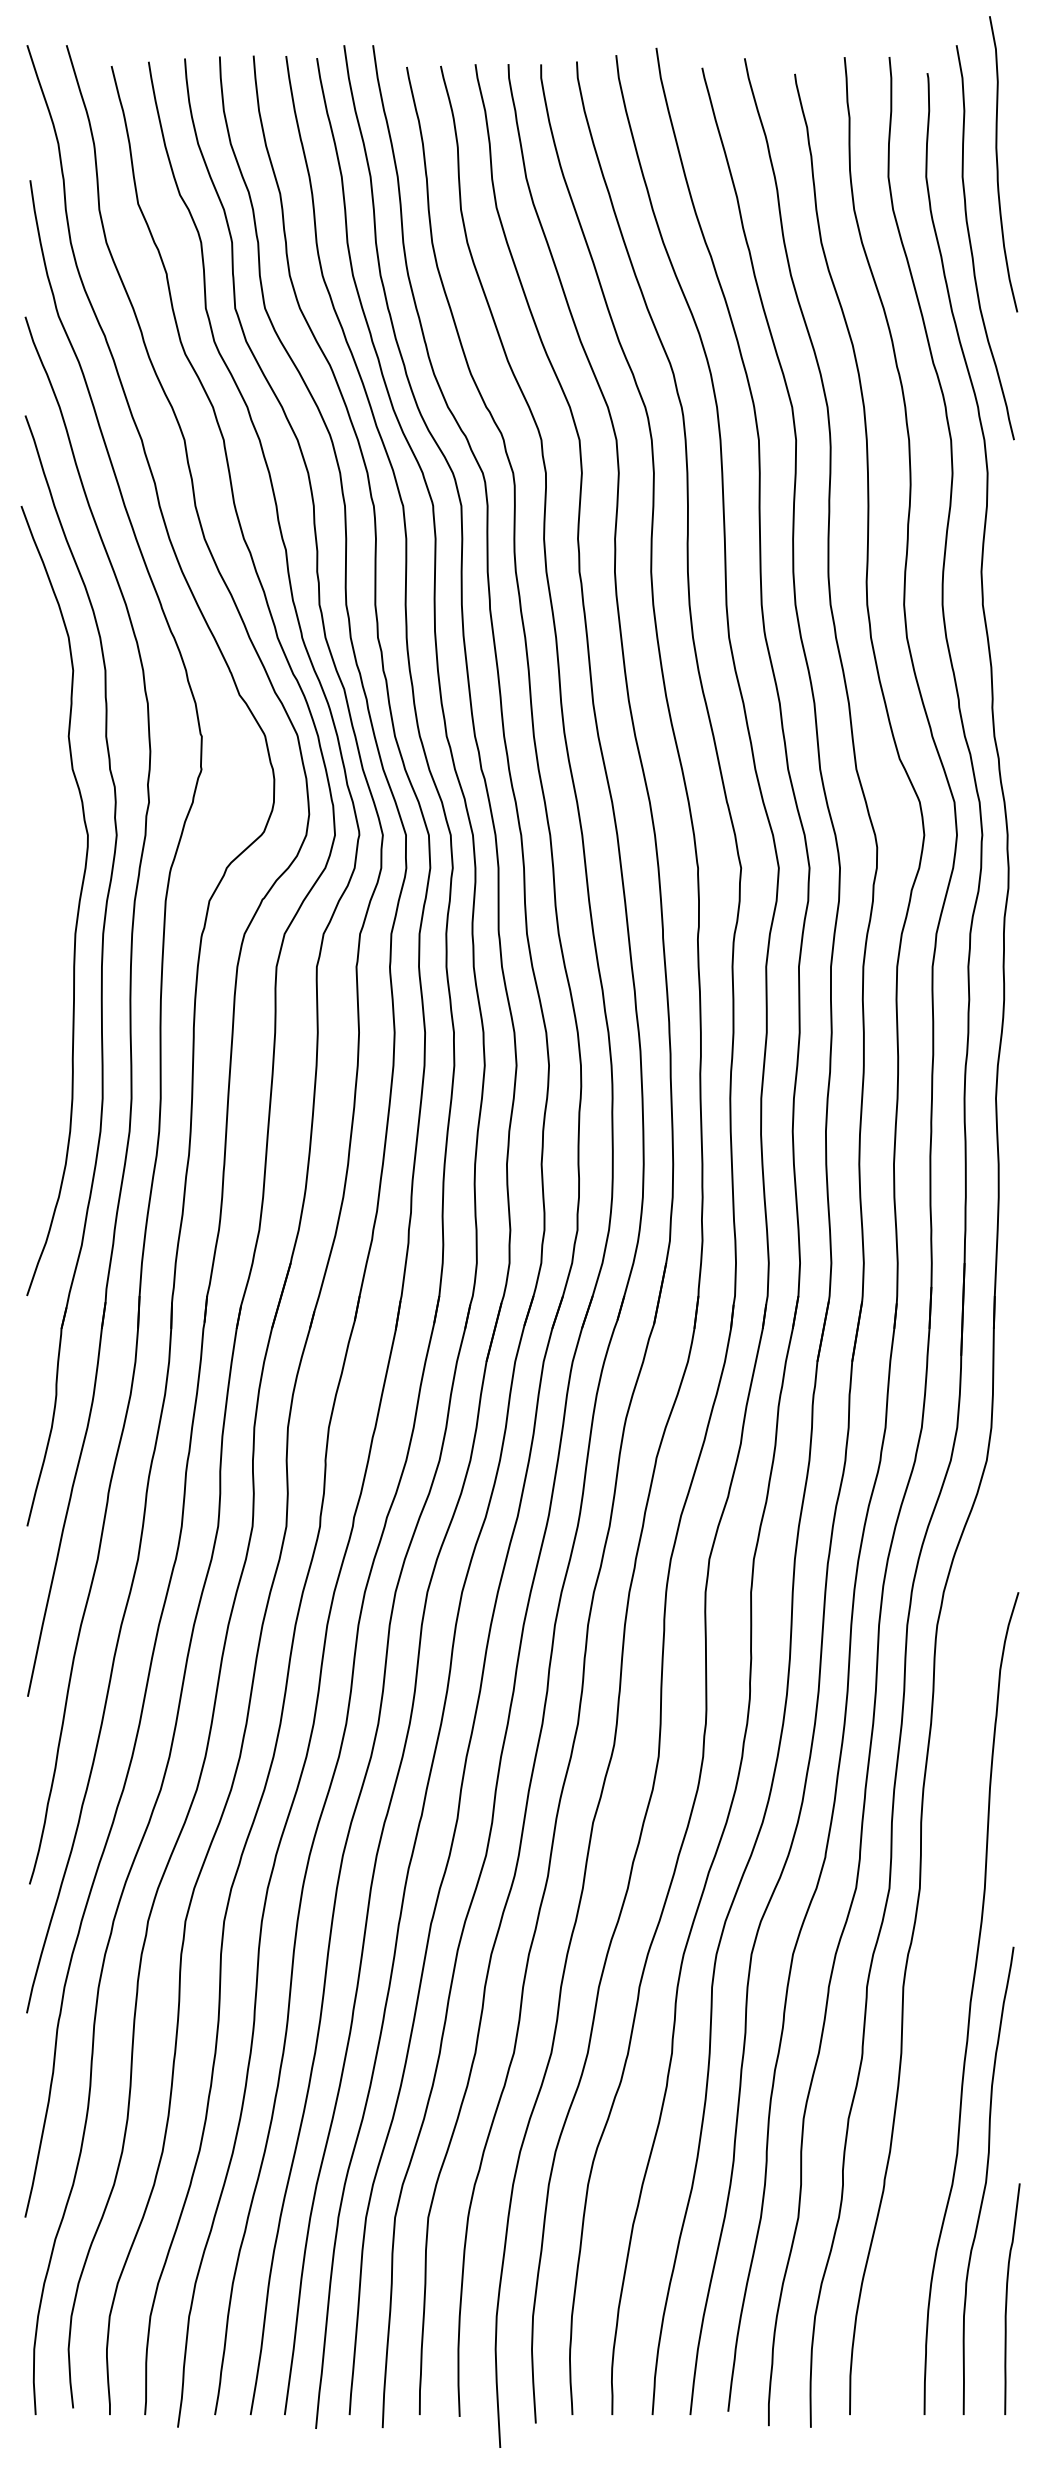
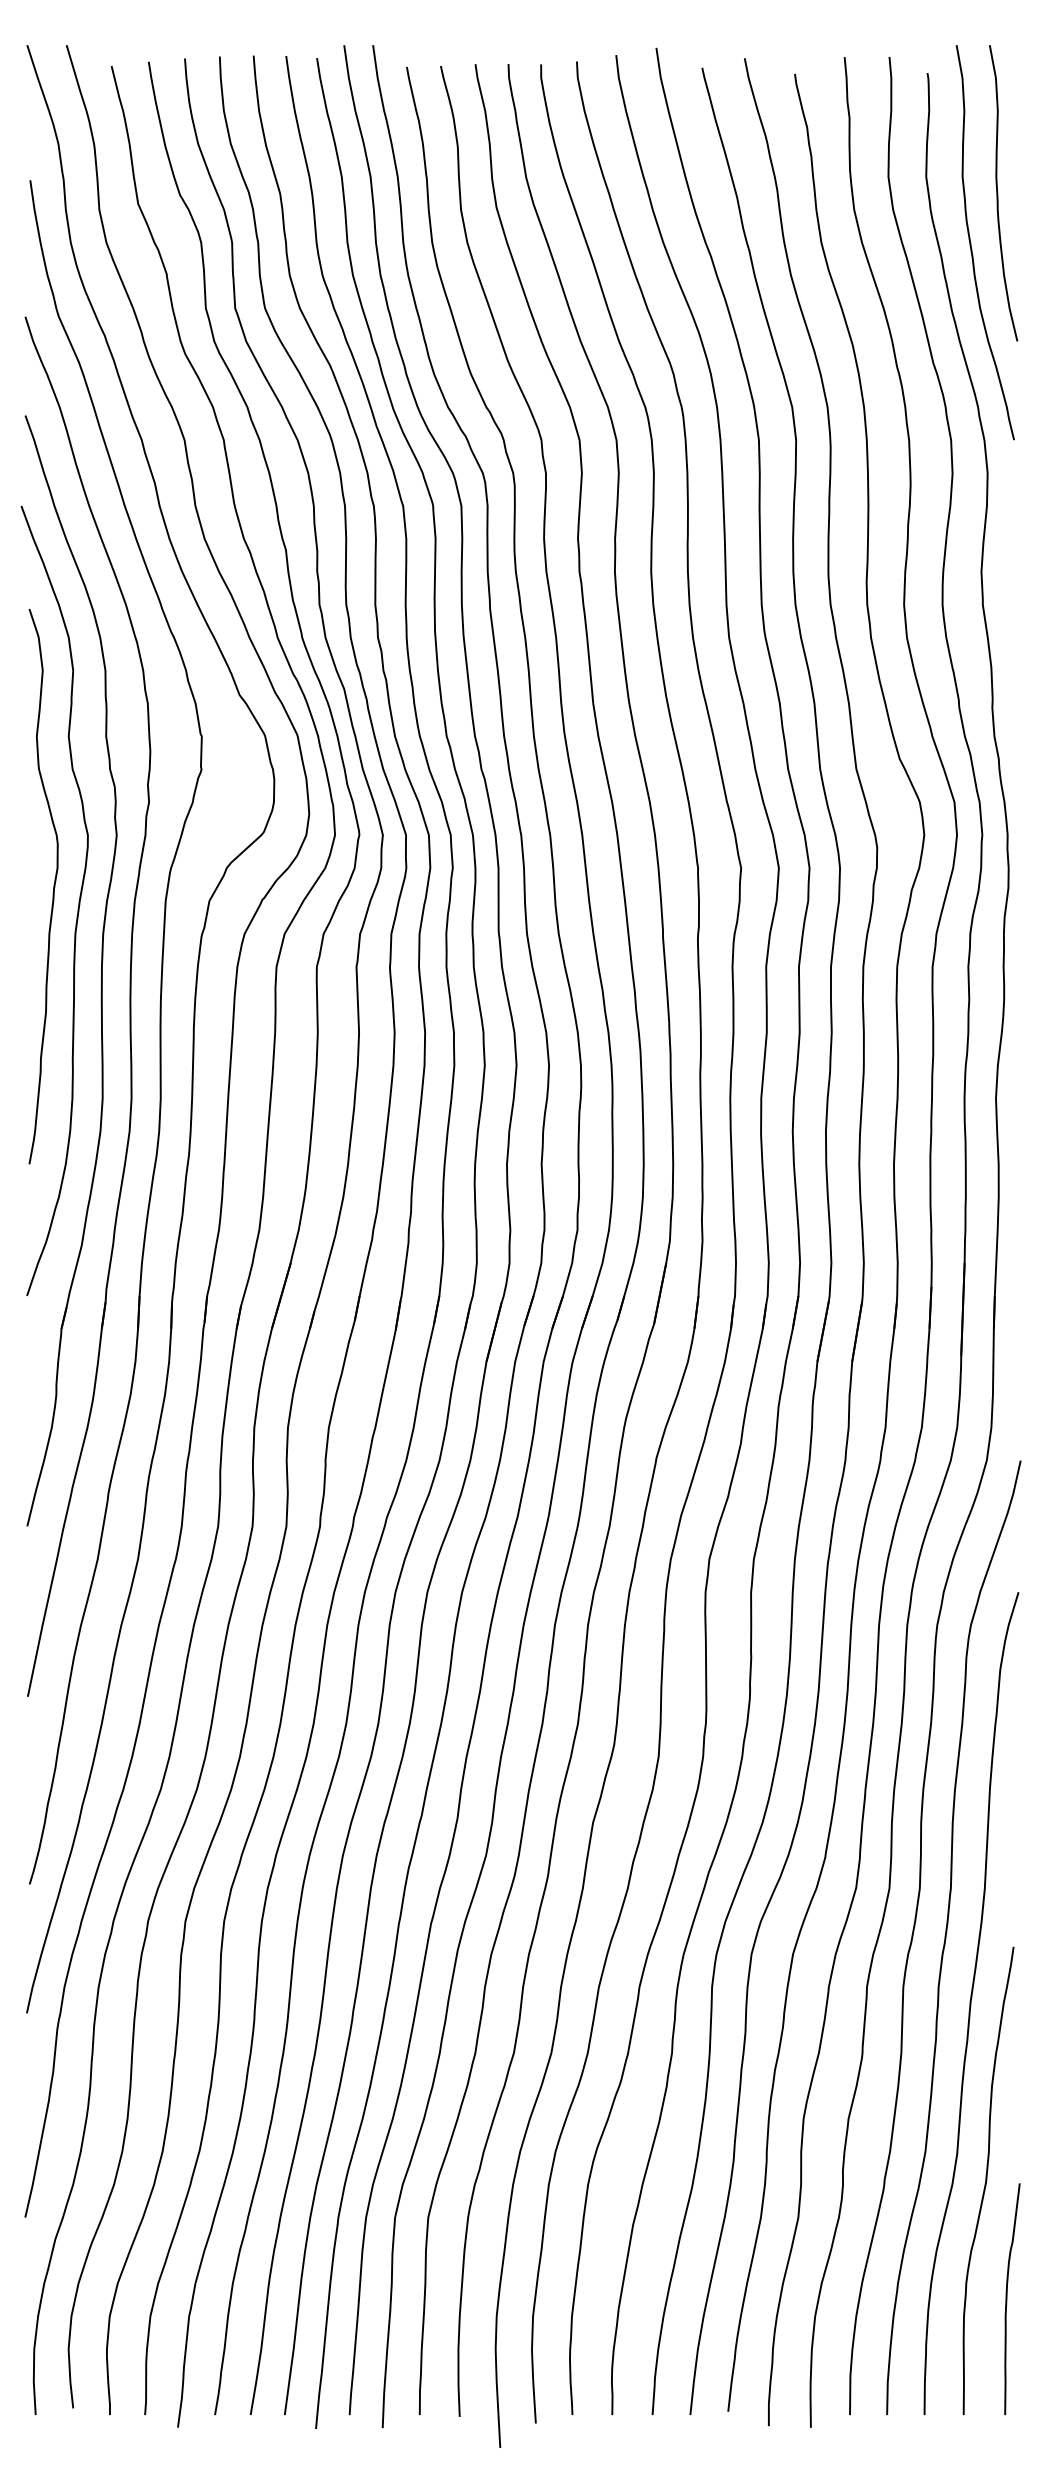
curve position: (998, 164) -> (998, 193) (998, 193)
curve: none -> present (53, 886)
curve: none -> present (946, 1937)
